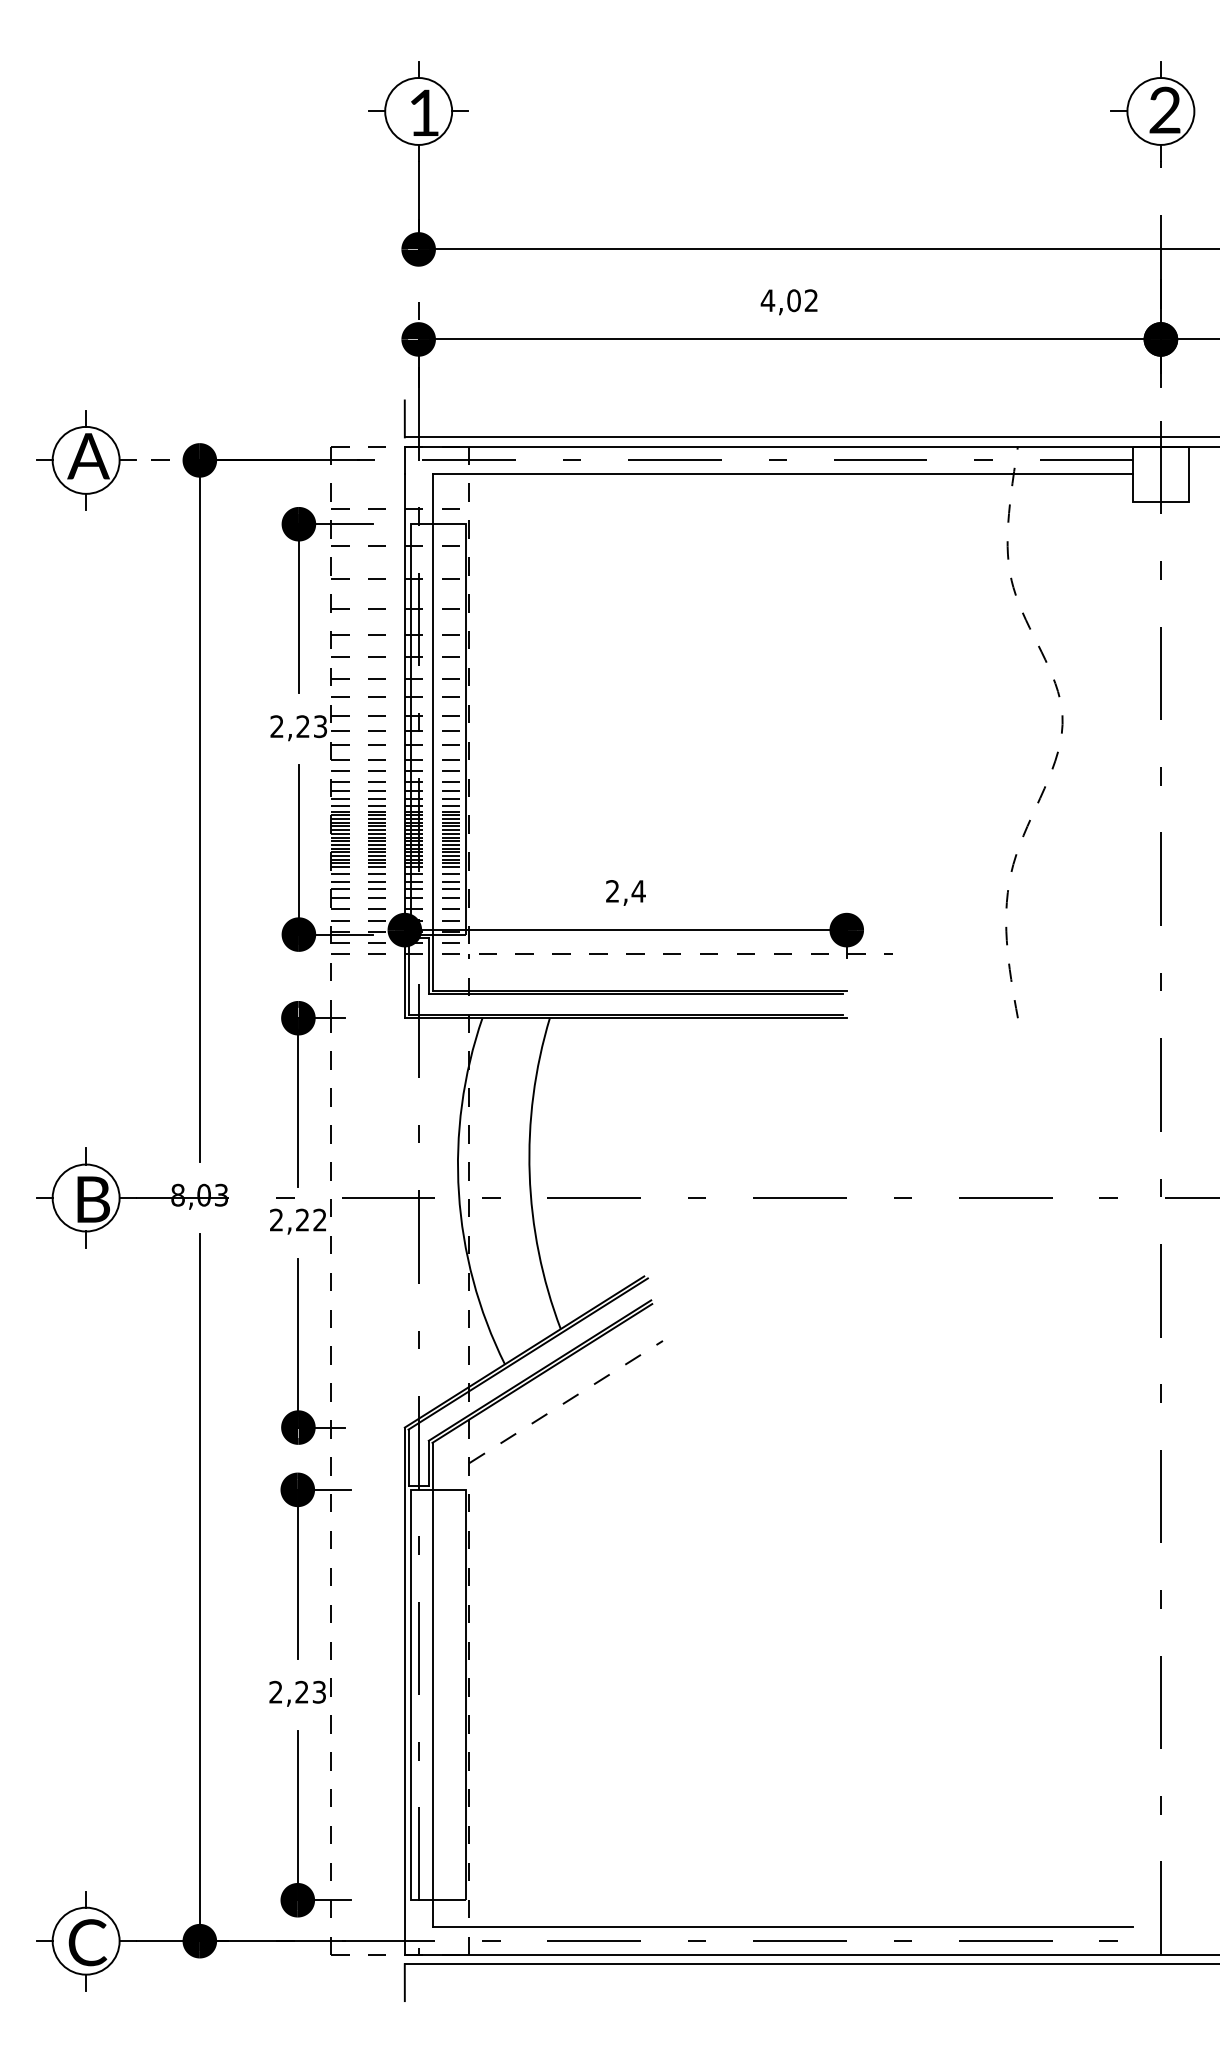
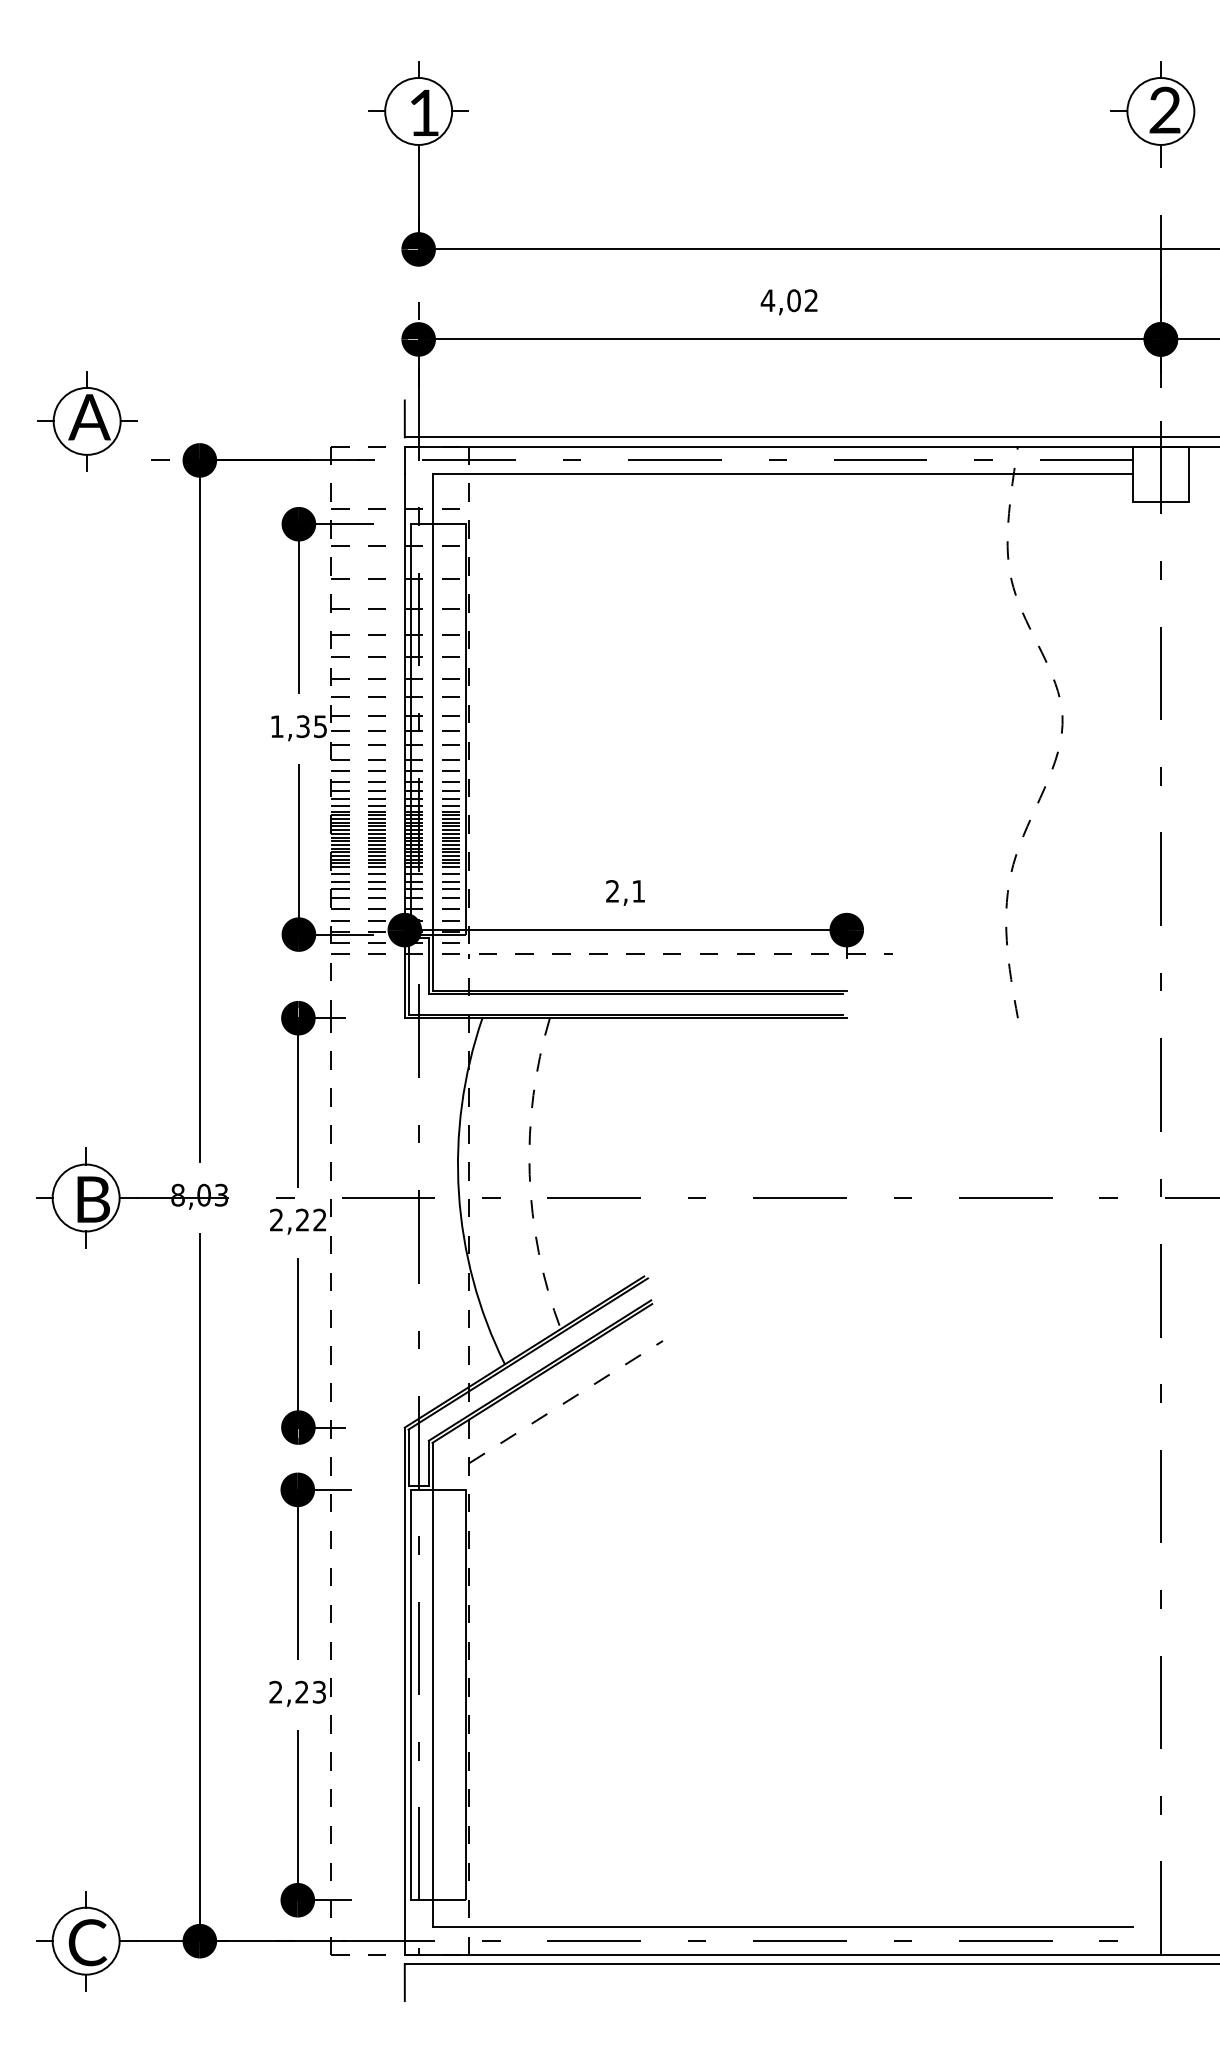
part position: (86, 460) -> (87, 421) (87, 421)
text: 2,23 -> 1,35 (298, 726)
text: 2,4 -> 2,1 (638, 891)
arc: solid -> dashed (529, 1174)
